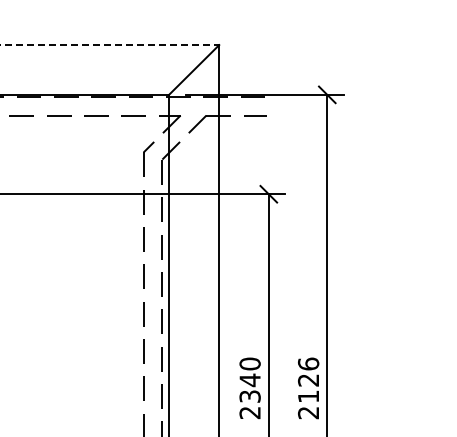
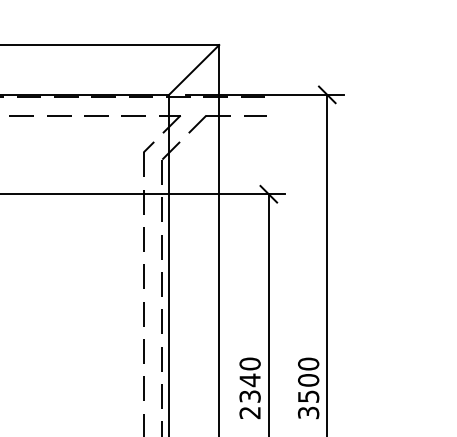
line: dashed -> solid (110, 45)
text: 2126 -> 3500 (308, 388)
